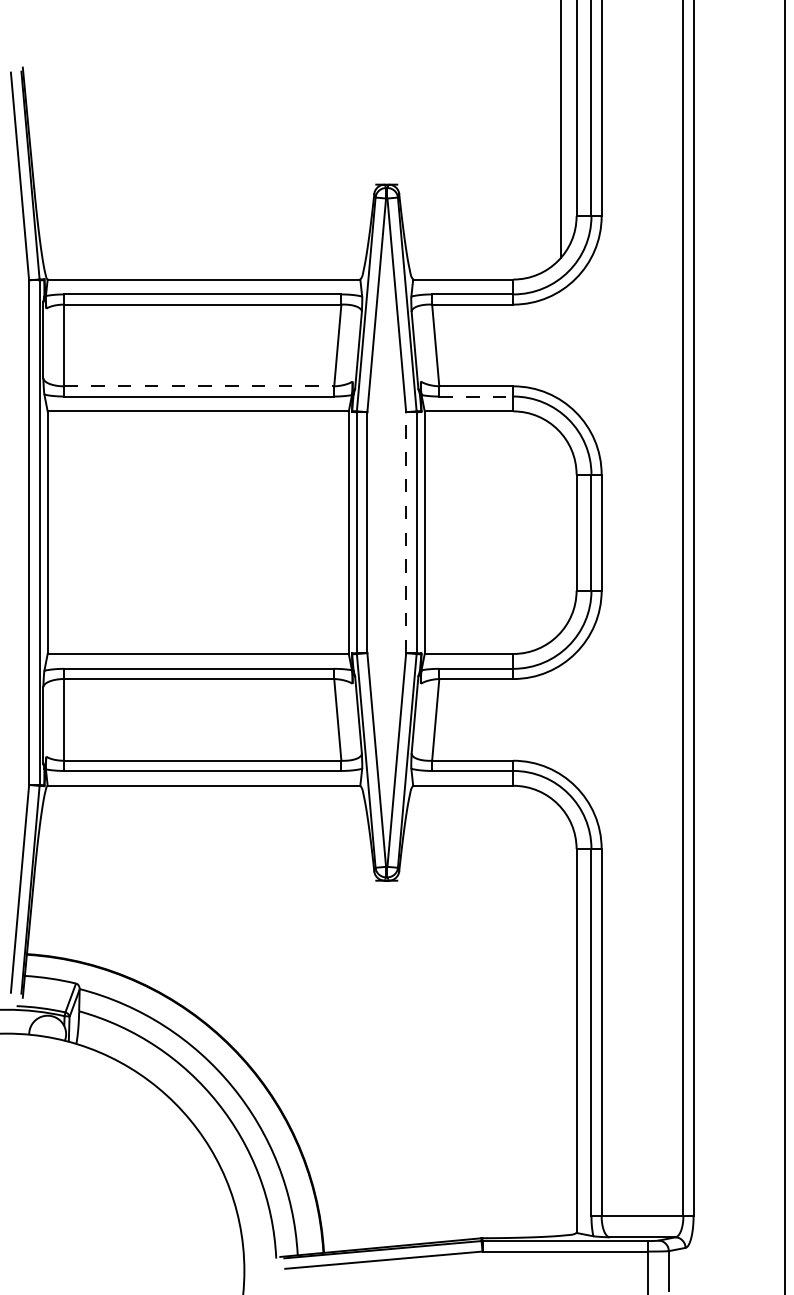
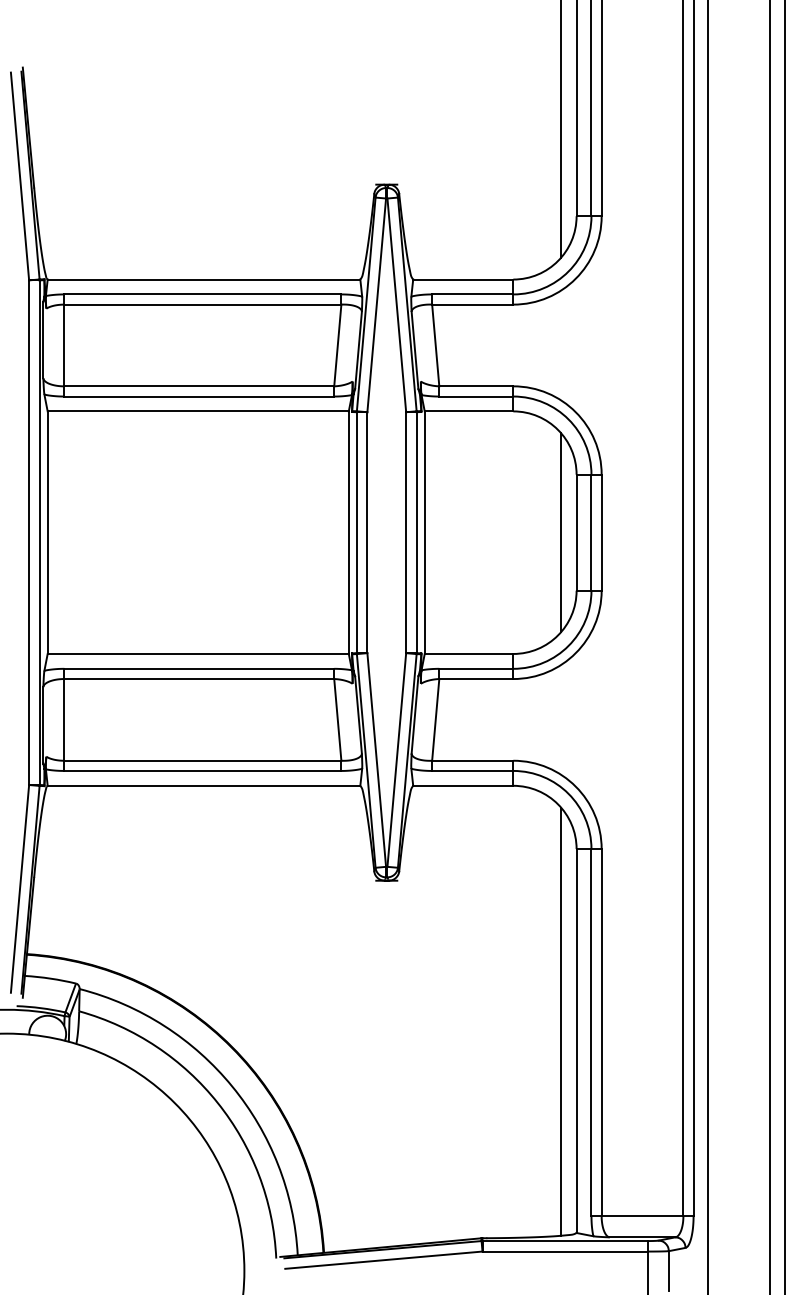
line: dashed -> solid (199, 386)
line: dashed -> solid (476, 396)
line: dashed -> solid (406, 532)
line: none -> present (560, 532)
line: none -> present (708, 646)
line: none -> present (770, 646)
line: none -> present (560, 1021)
